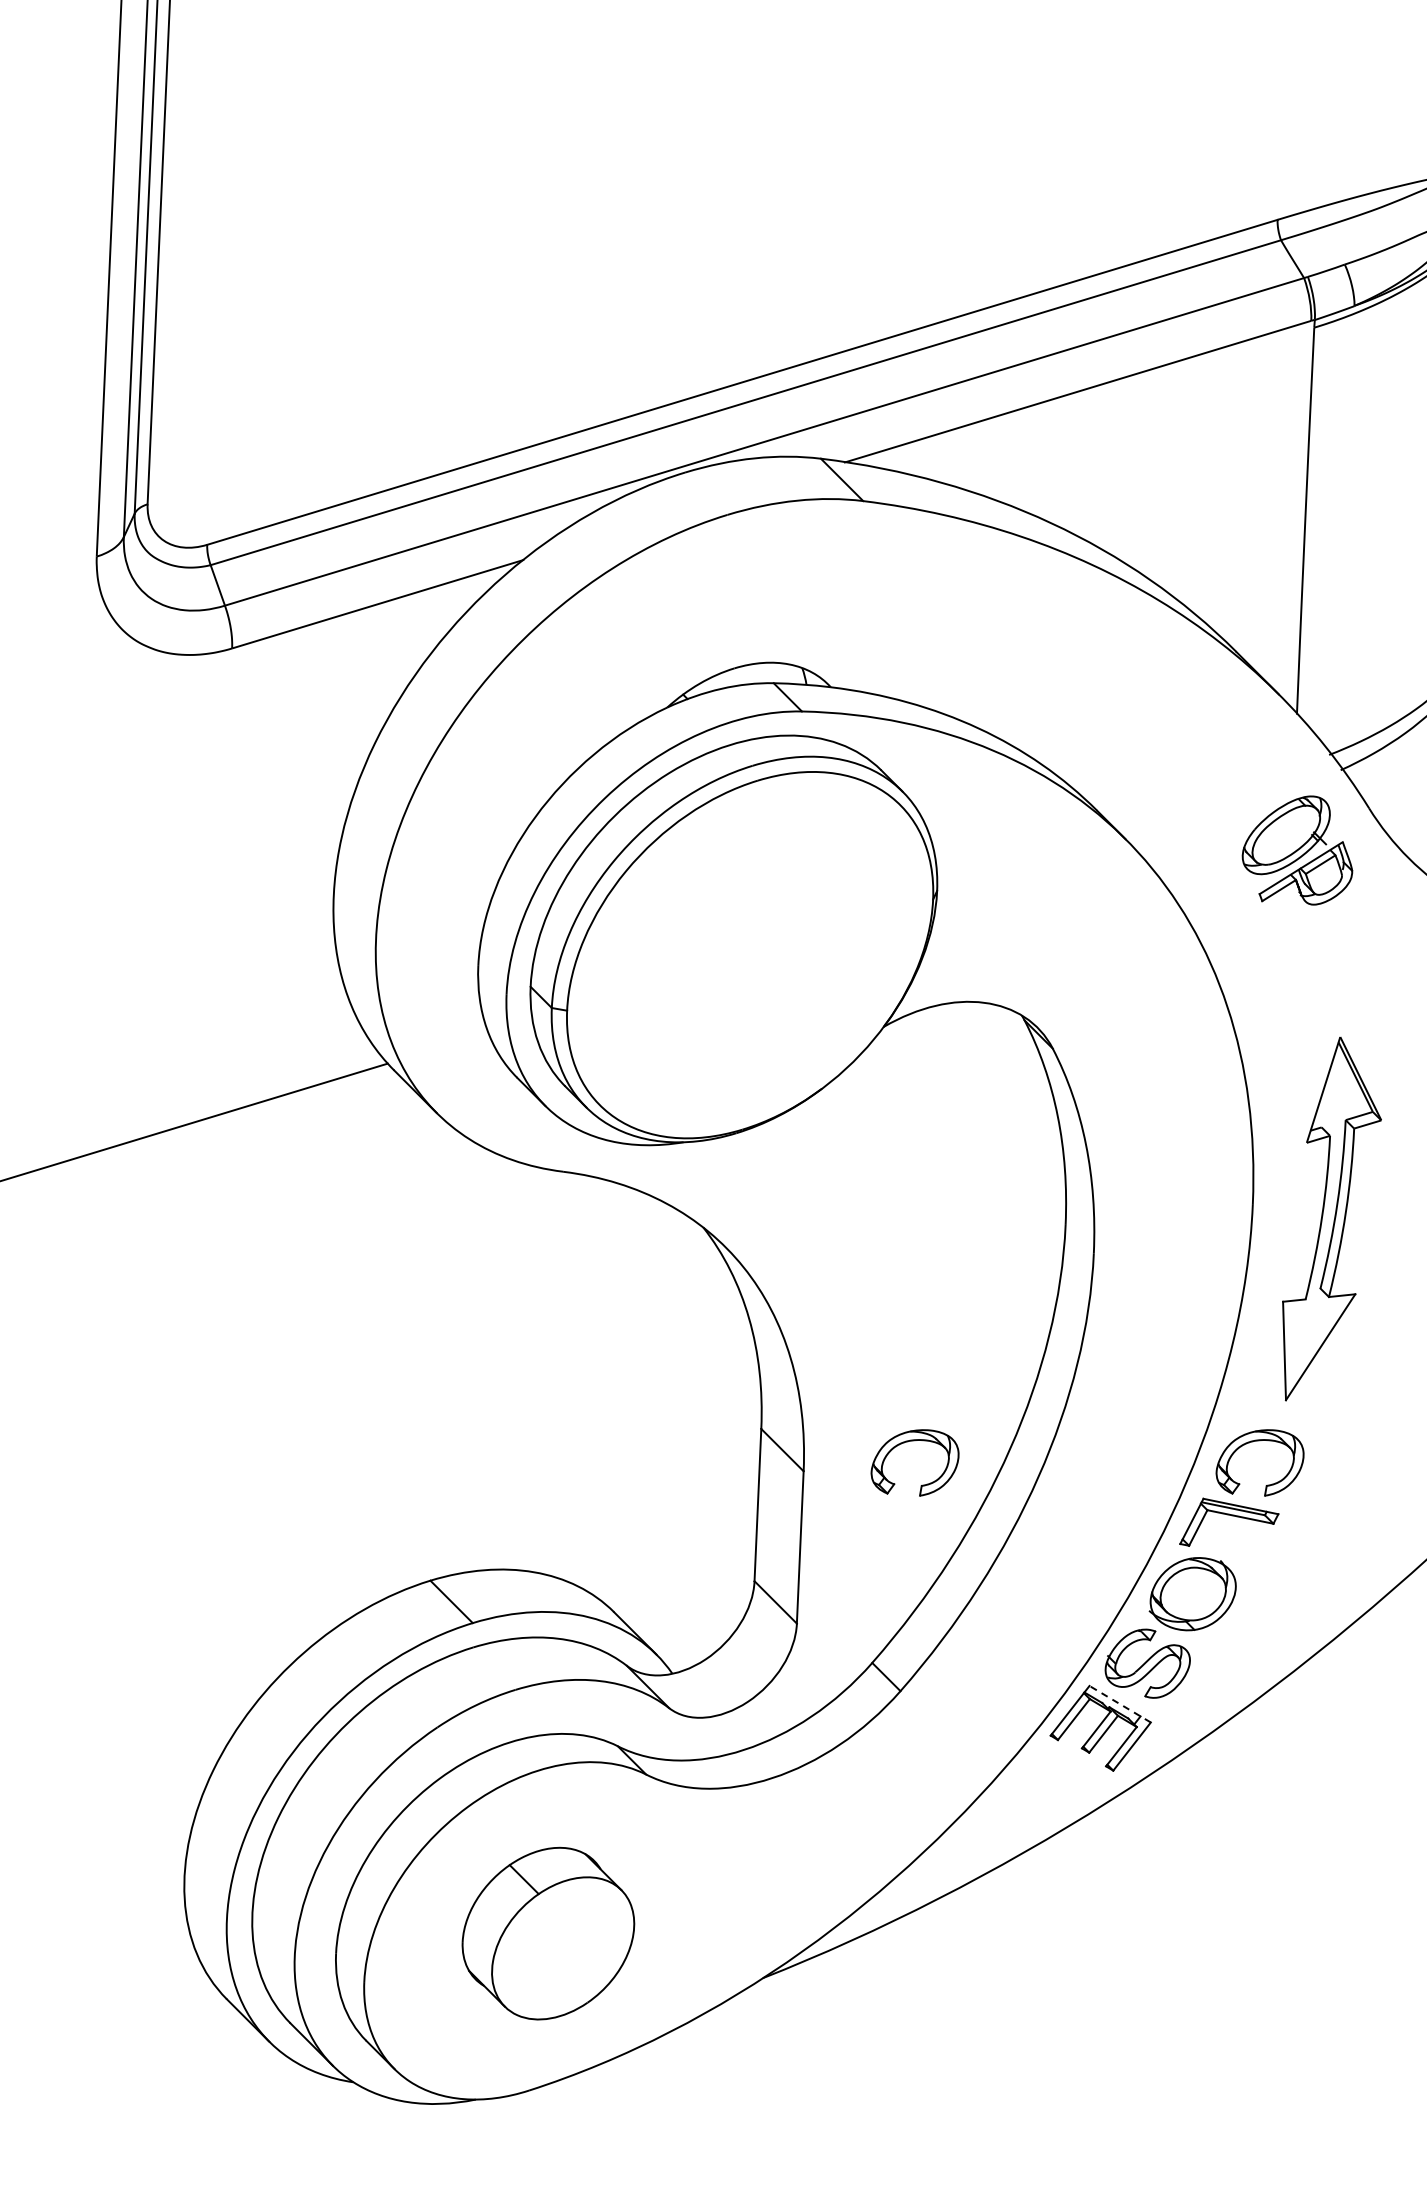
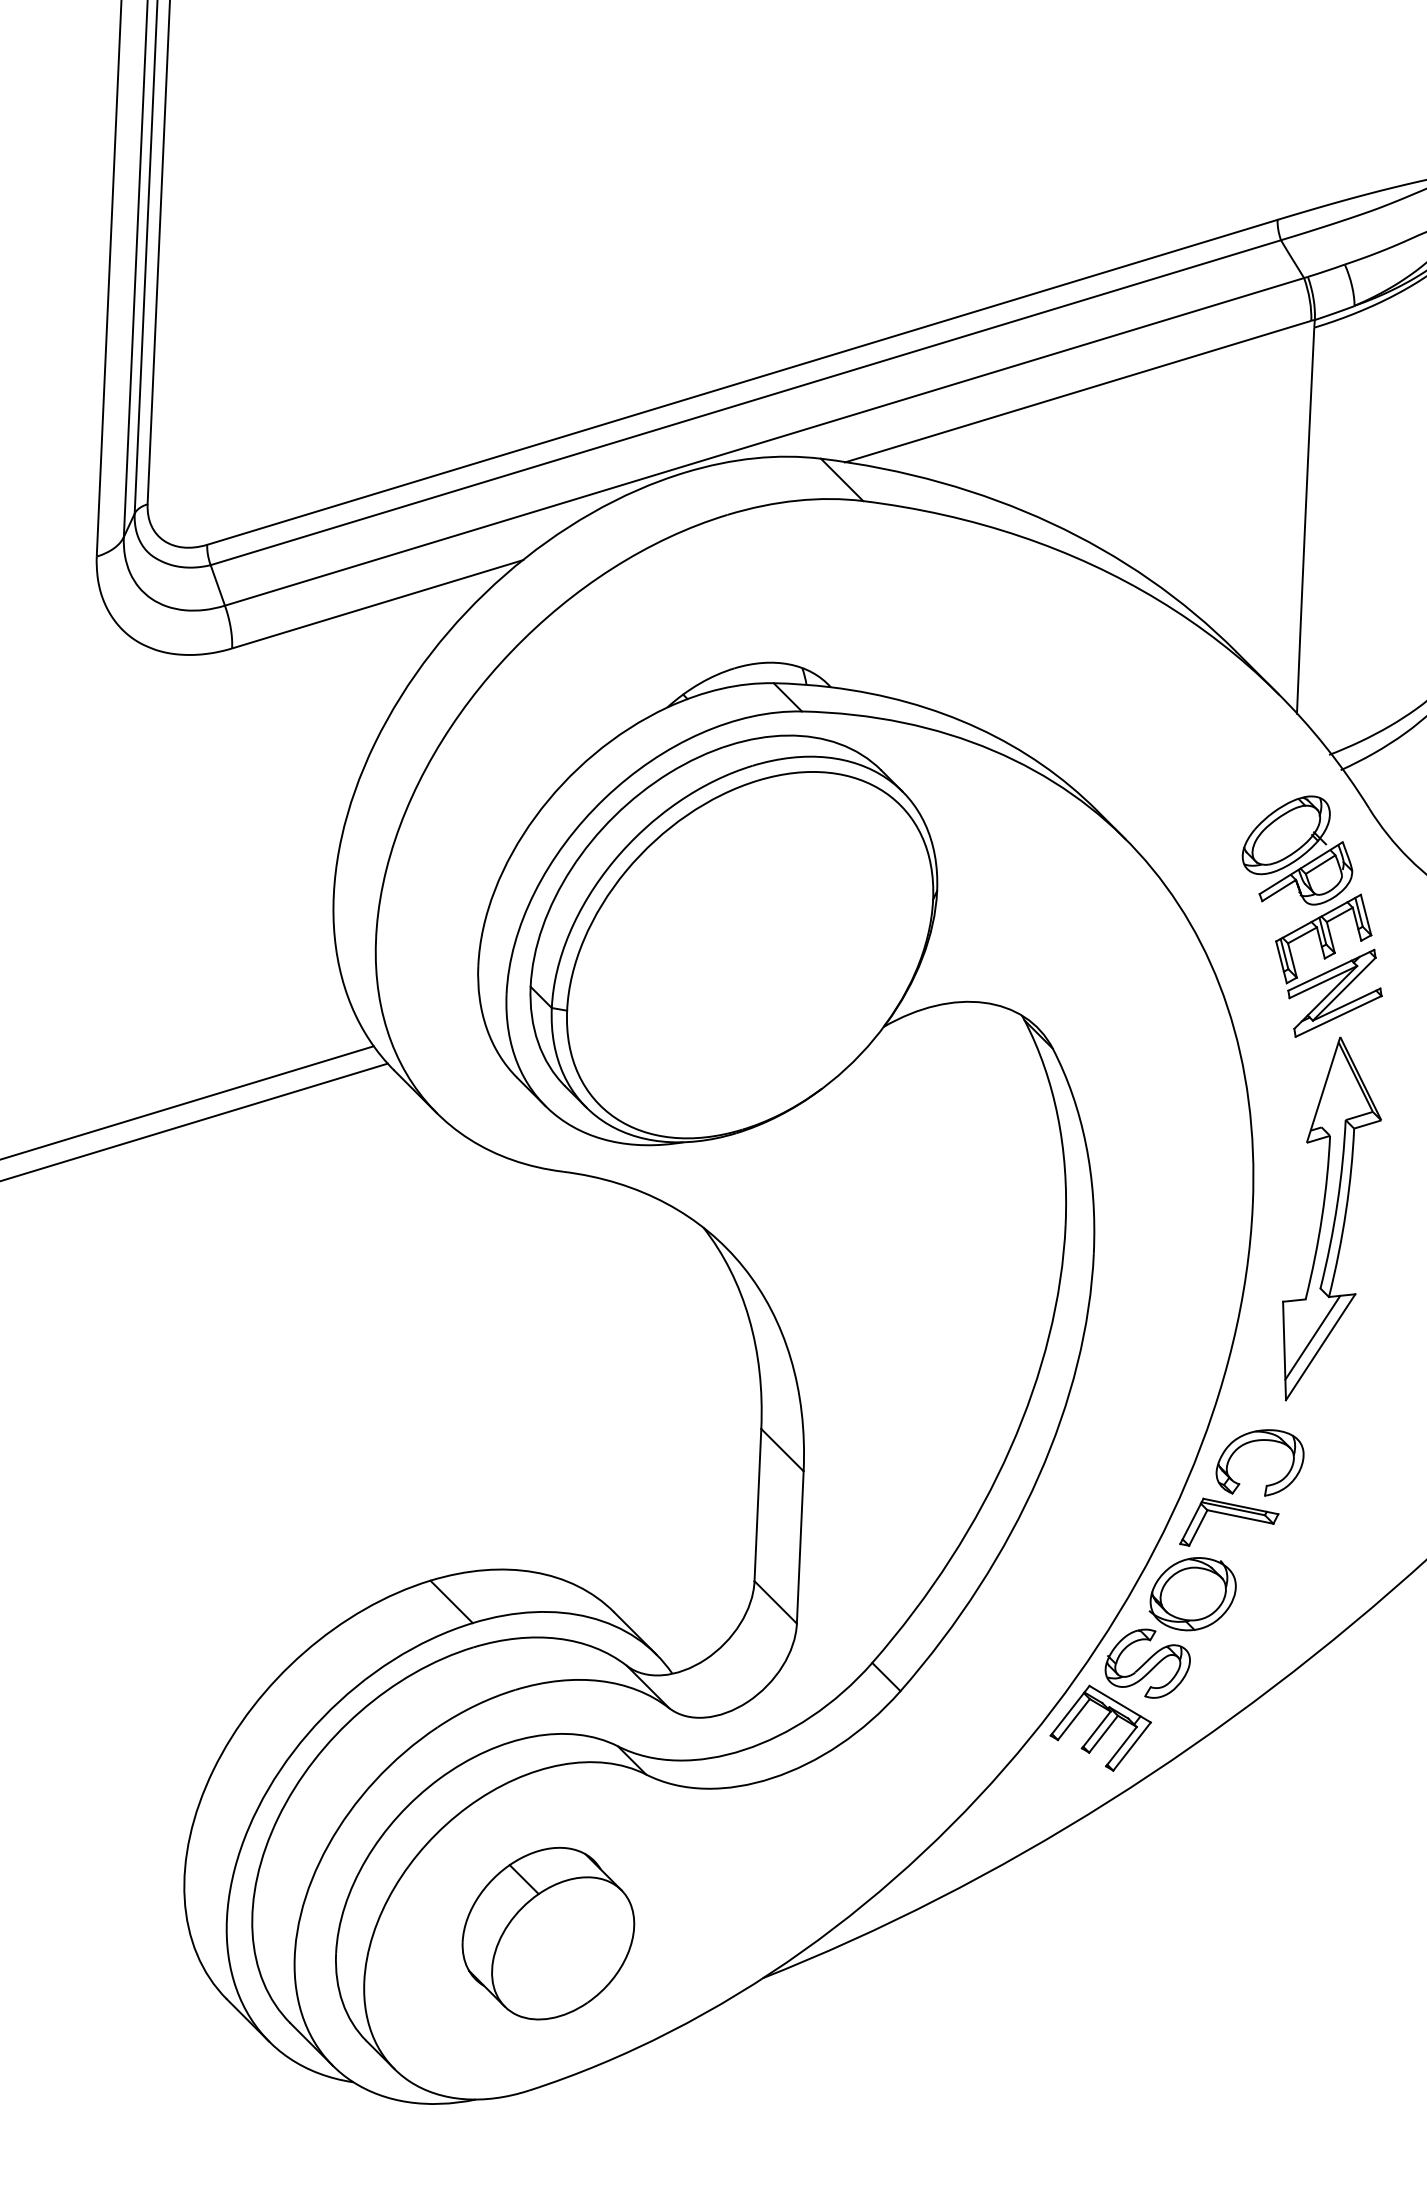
part: none -> present (1328, 965)
line: none -> present (187, 1102)
line: none -> present (1312, 1337)
part: present -> none (914, 1441)
line: dashed -> solid (1120, 1704)
